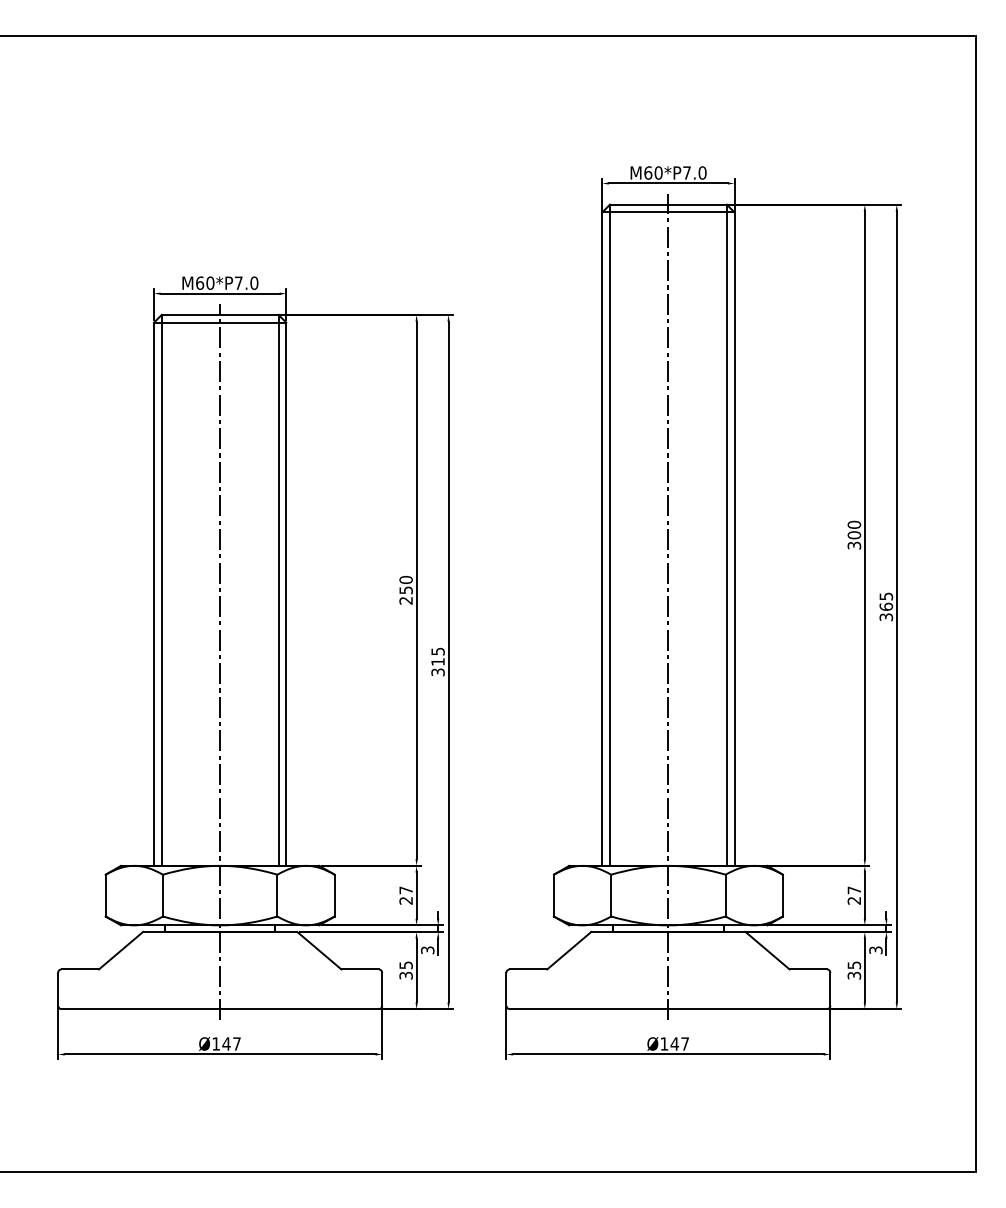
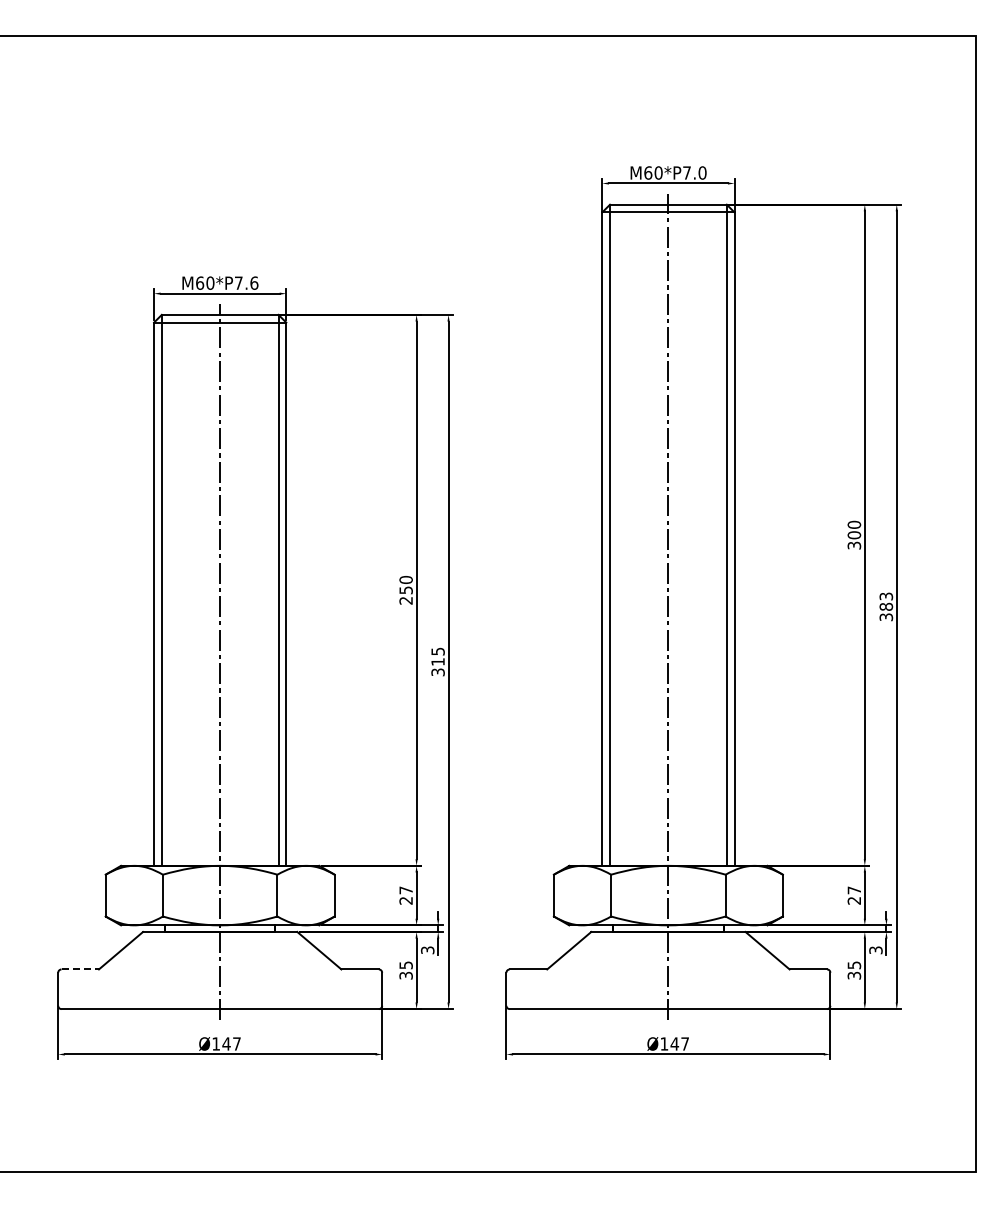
text: M60*P7.0 -> M60*P7.6 (254, 282)
text: 365 -> 383 (885, 601)
line: solid -> dashed (80, 969)
